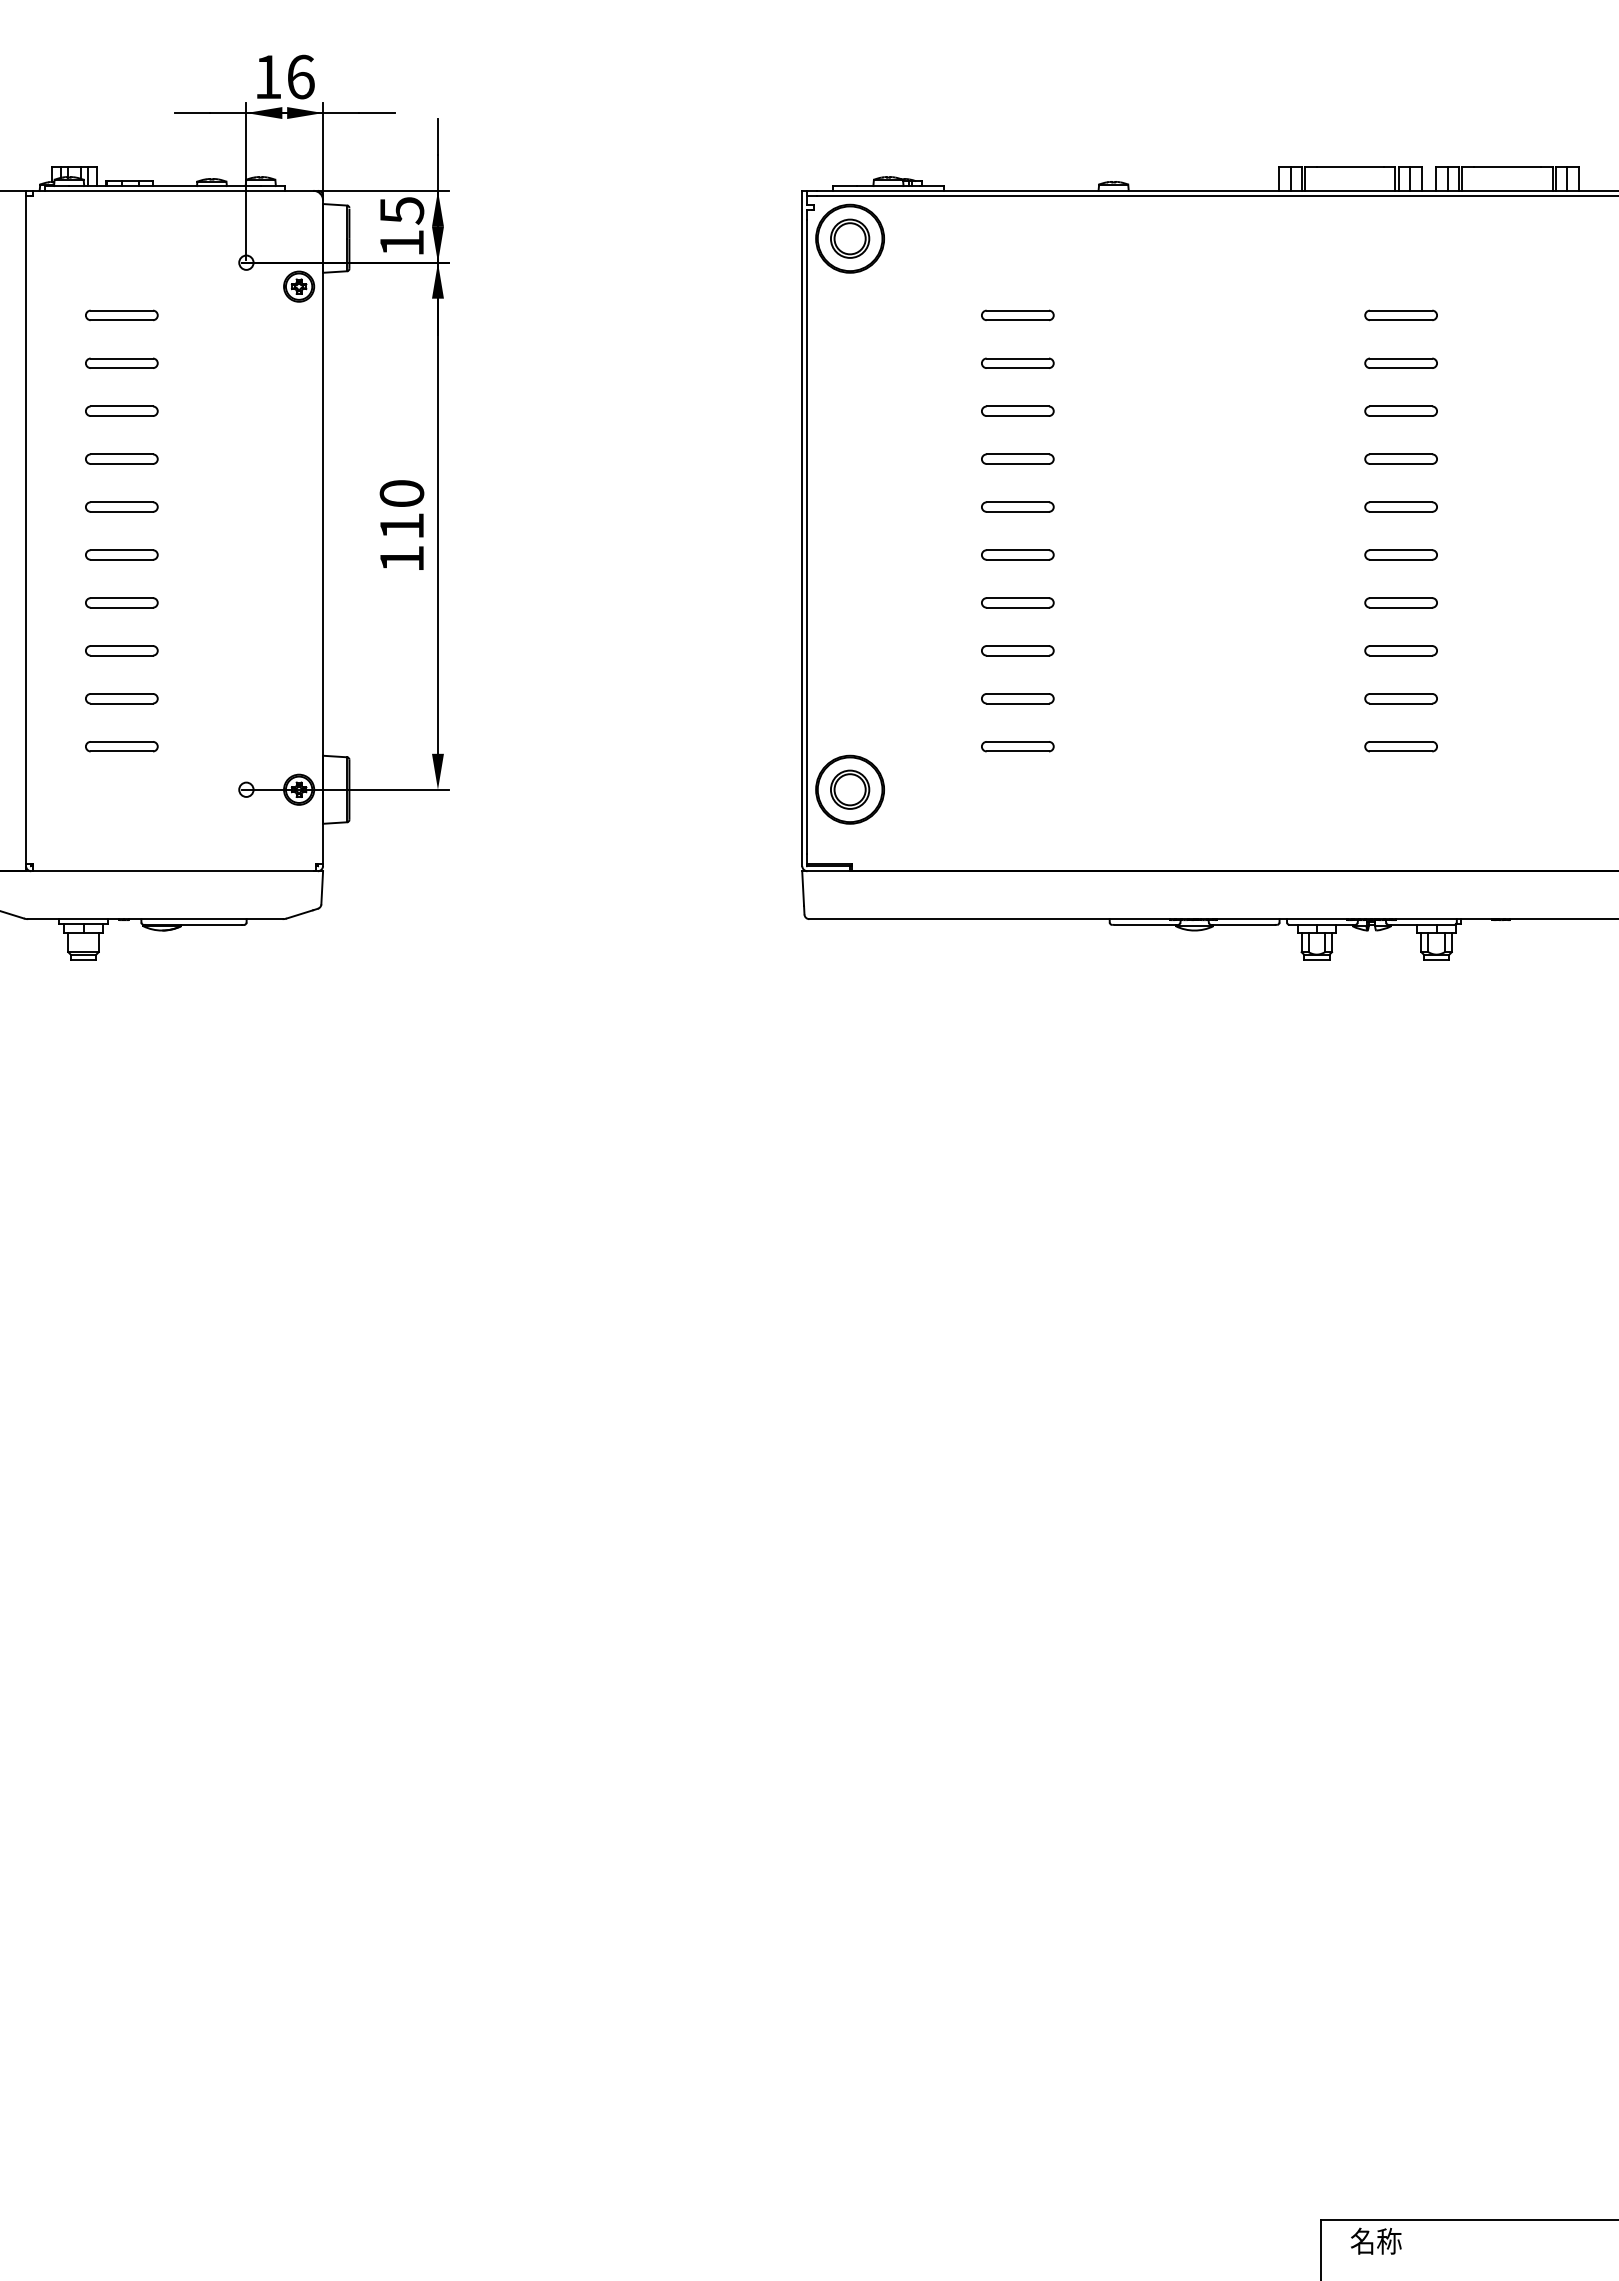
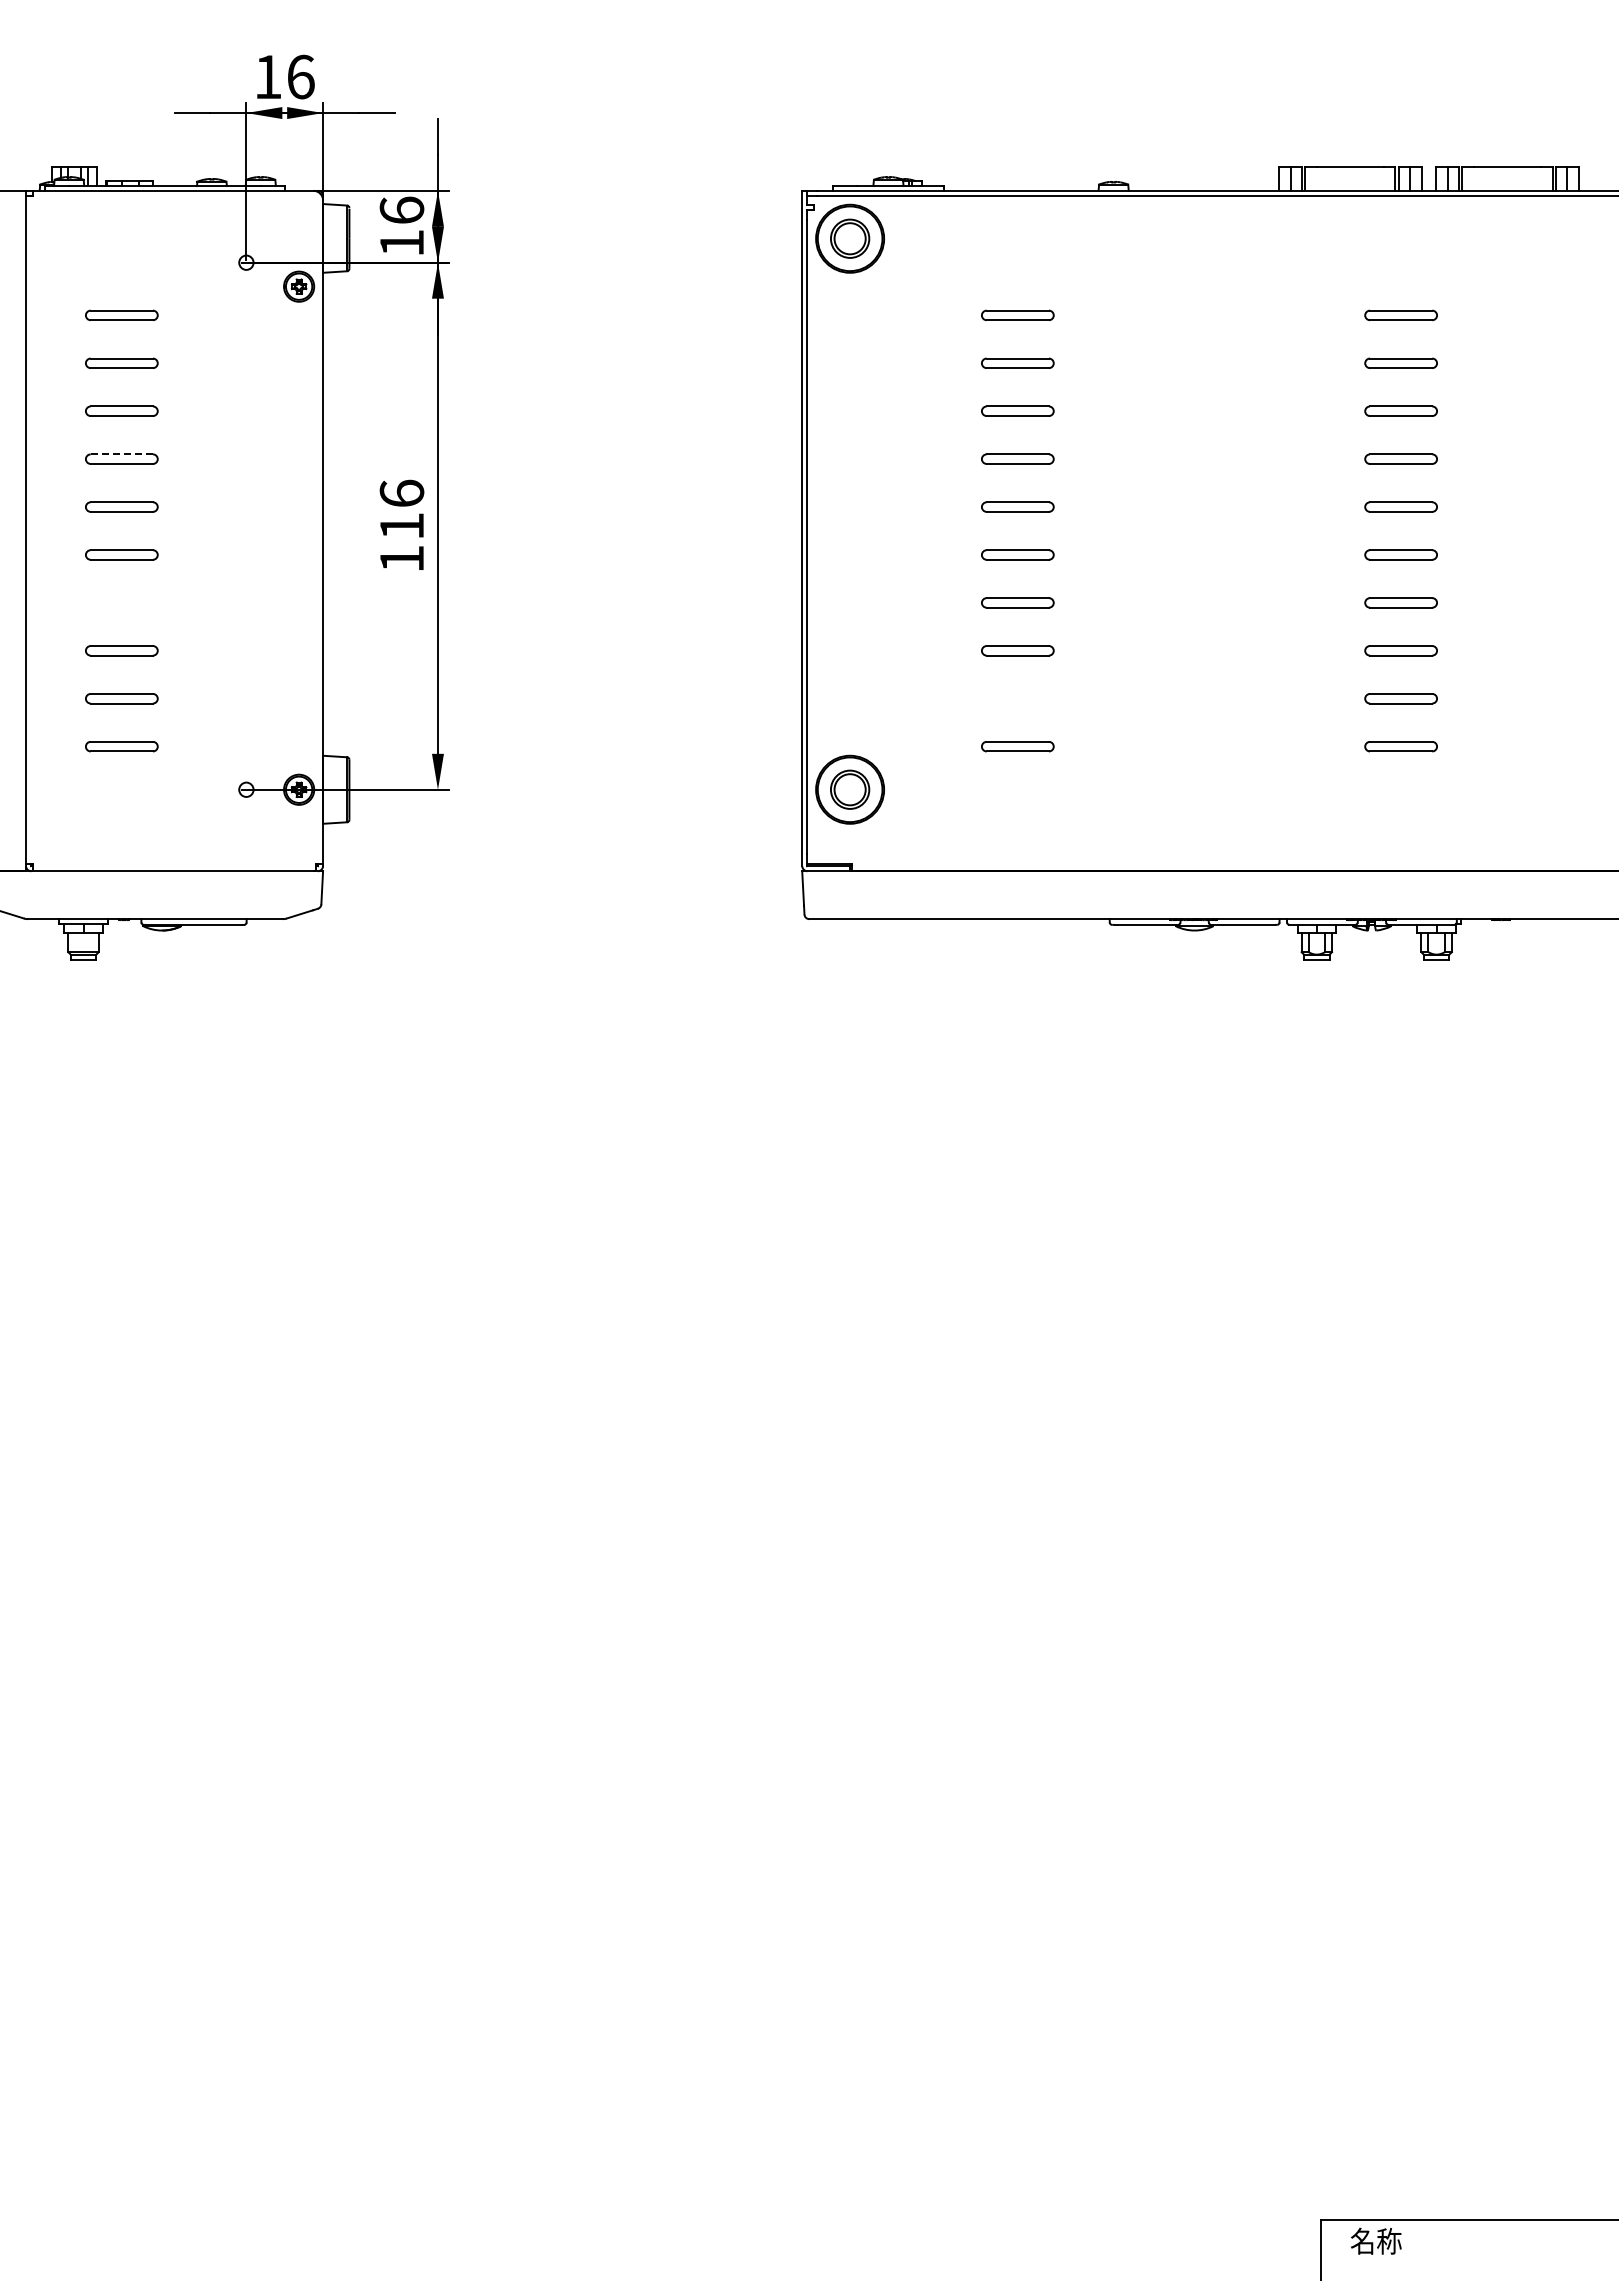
text: 15 -> 16 (401, 210)
line: solid -> dashed (122, 454)
text: 110 -> 116 (401, 492)
part: present -> none (121, 602)
part: present -> none (1017, 698)
